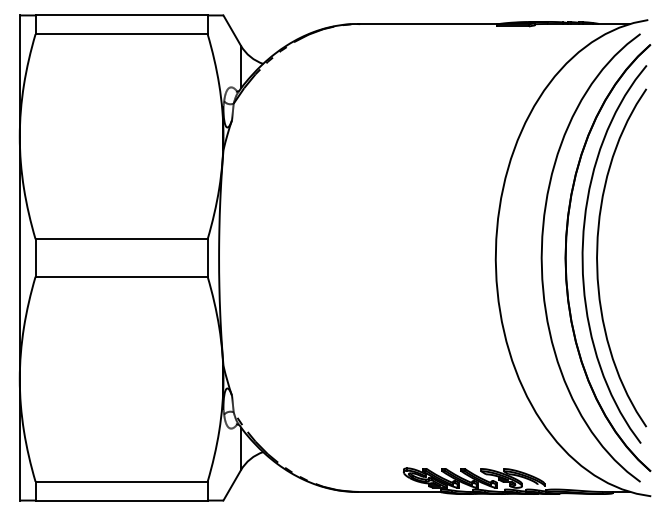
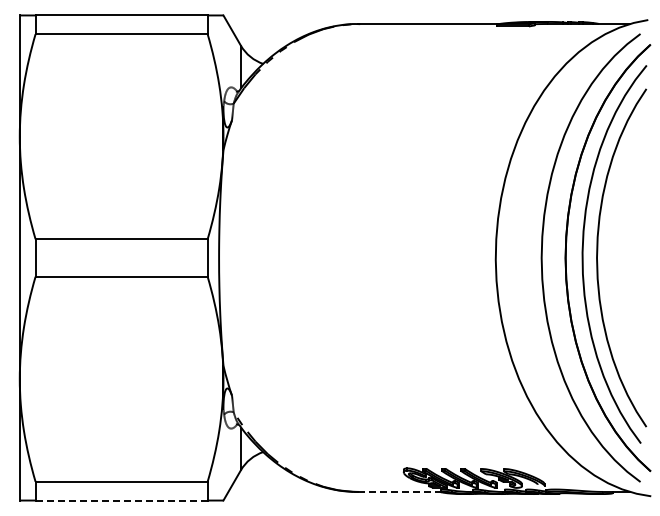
line: solid -> dashed (399, 491)
line: solid -> dashed (121, 500)
